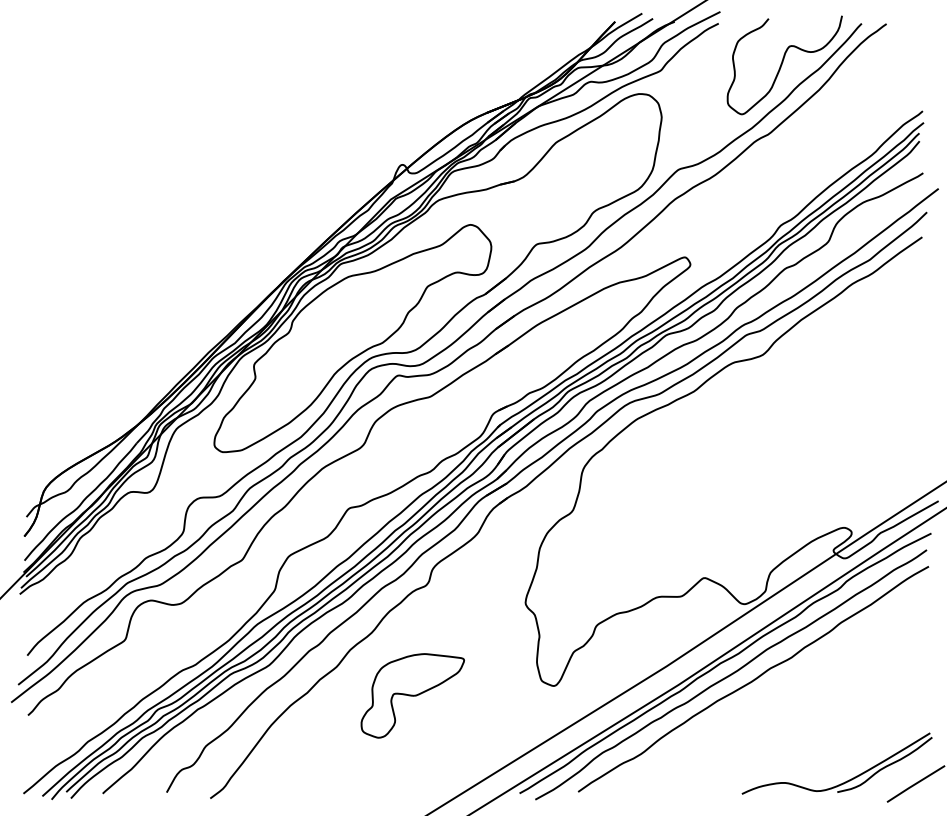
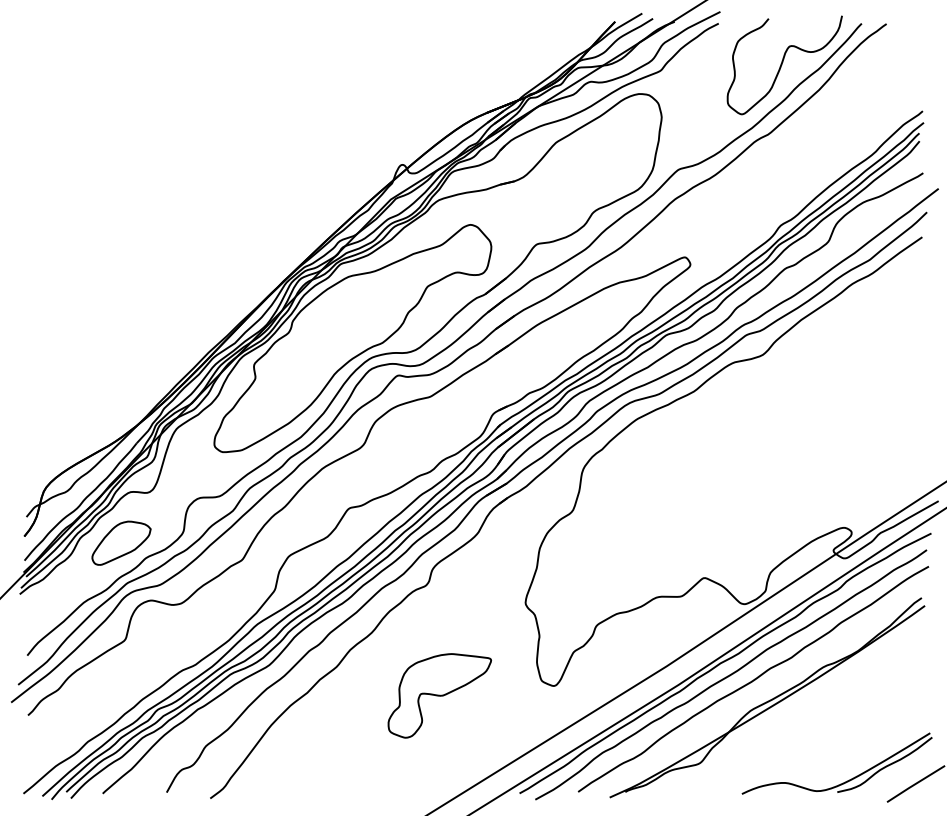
part: none -> present (121, 542)
part position: (412, 695) -> (439, 695) (439, 695)
part: none -> present (767, 697)
